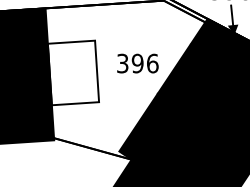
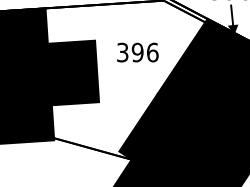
text position: (137, 63) -> (137, 52) (137, 52)
fill: none -> present (73, 72)
